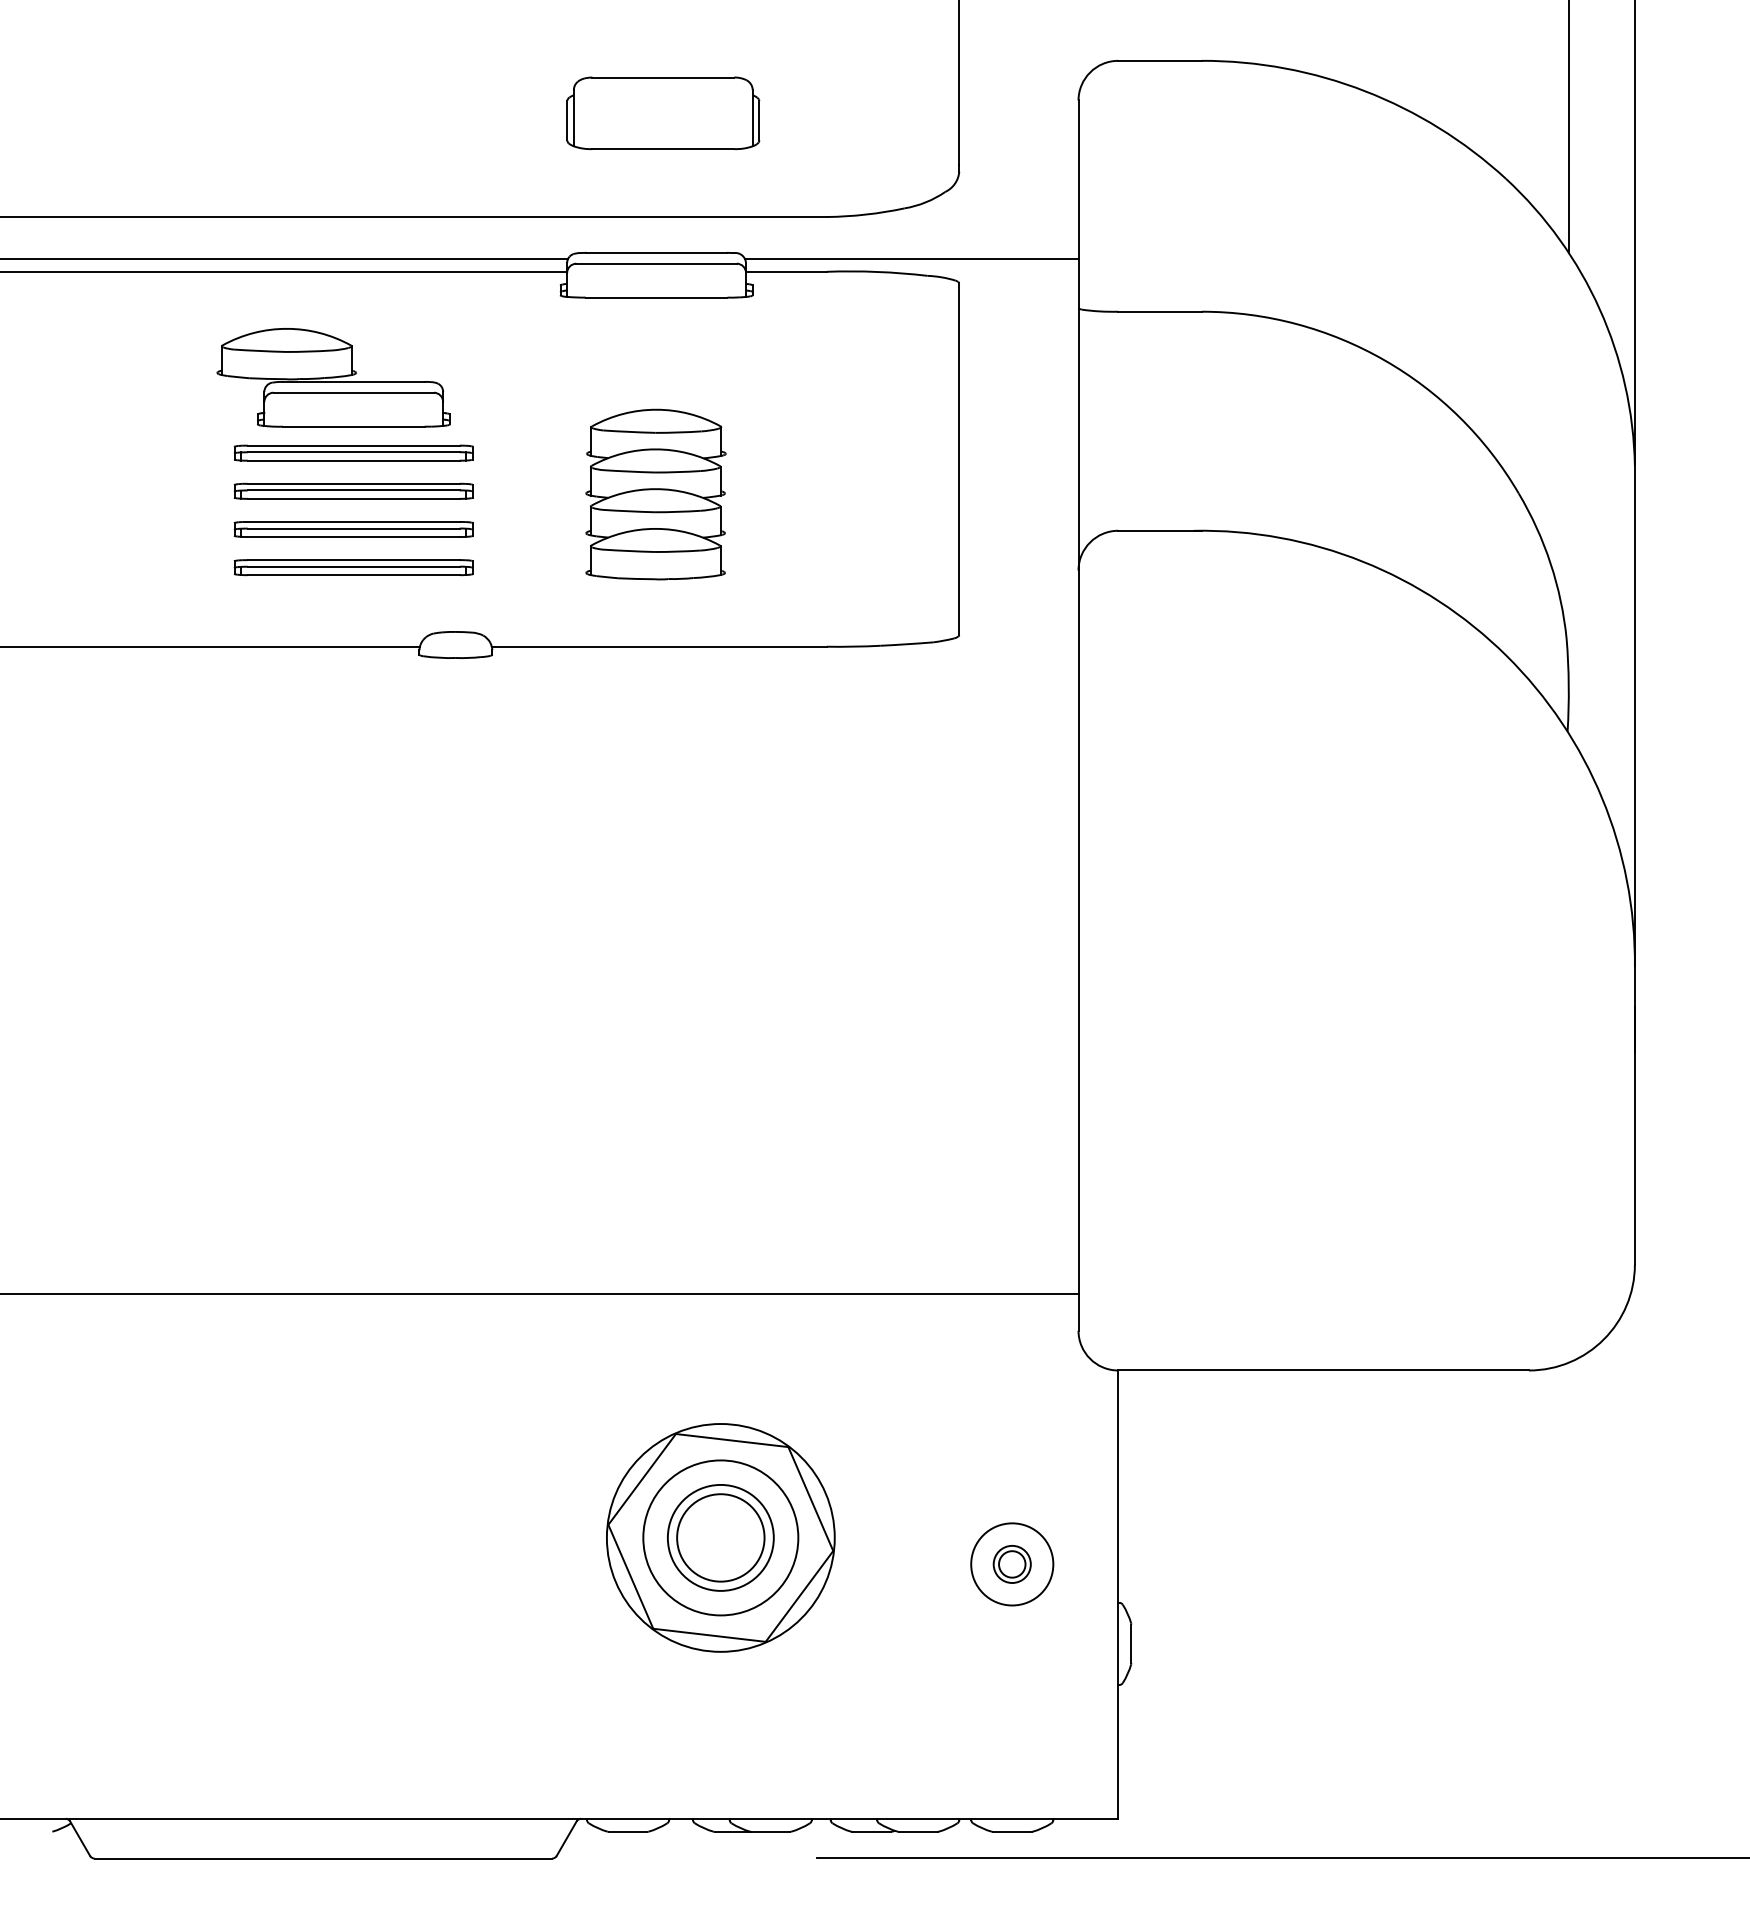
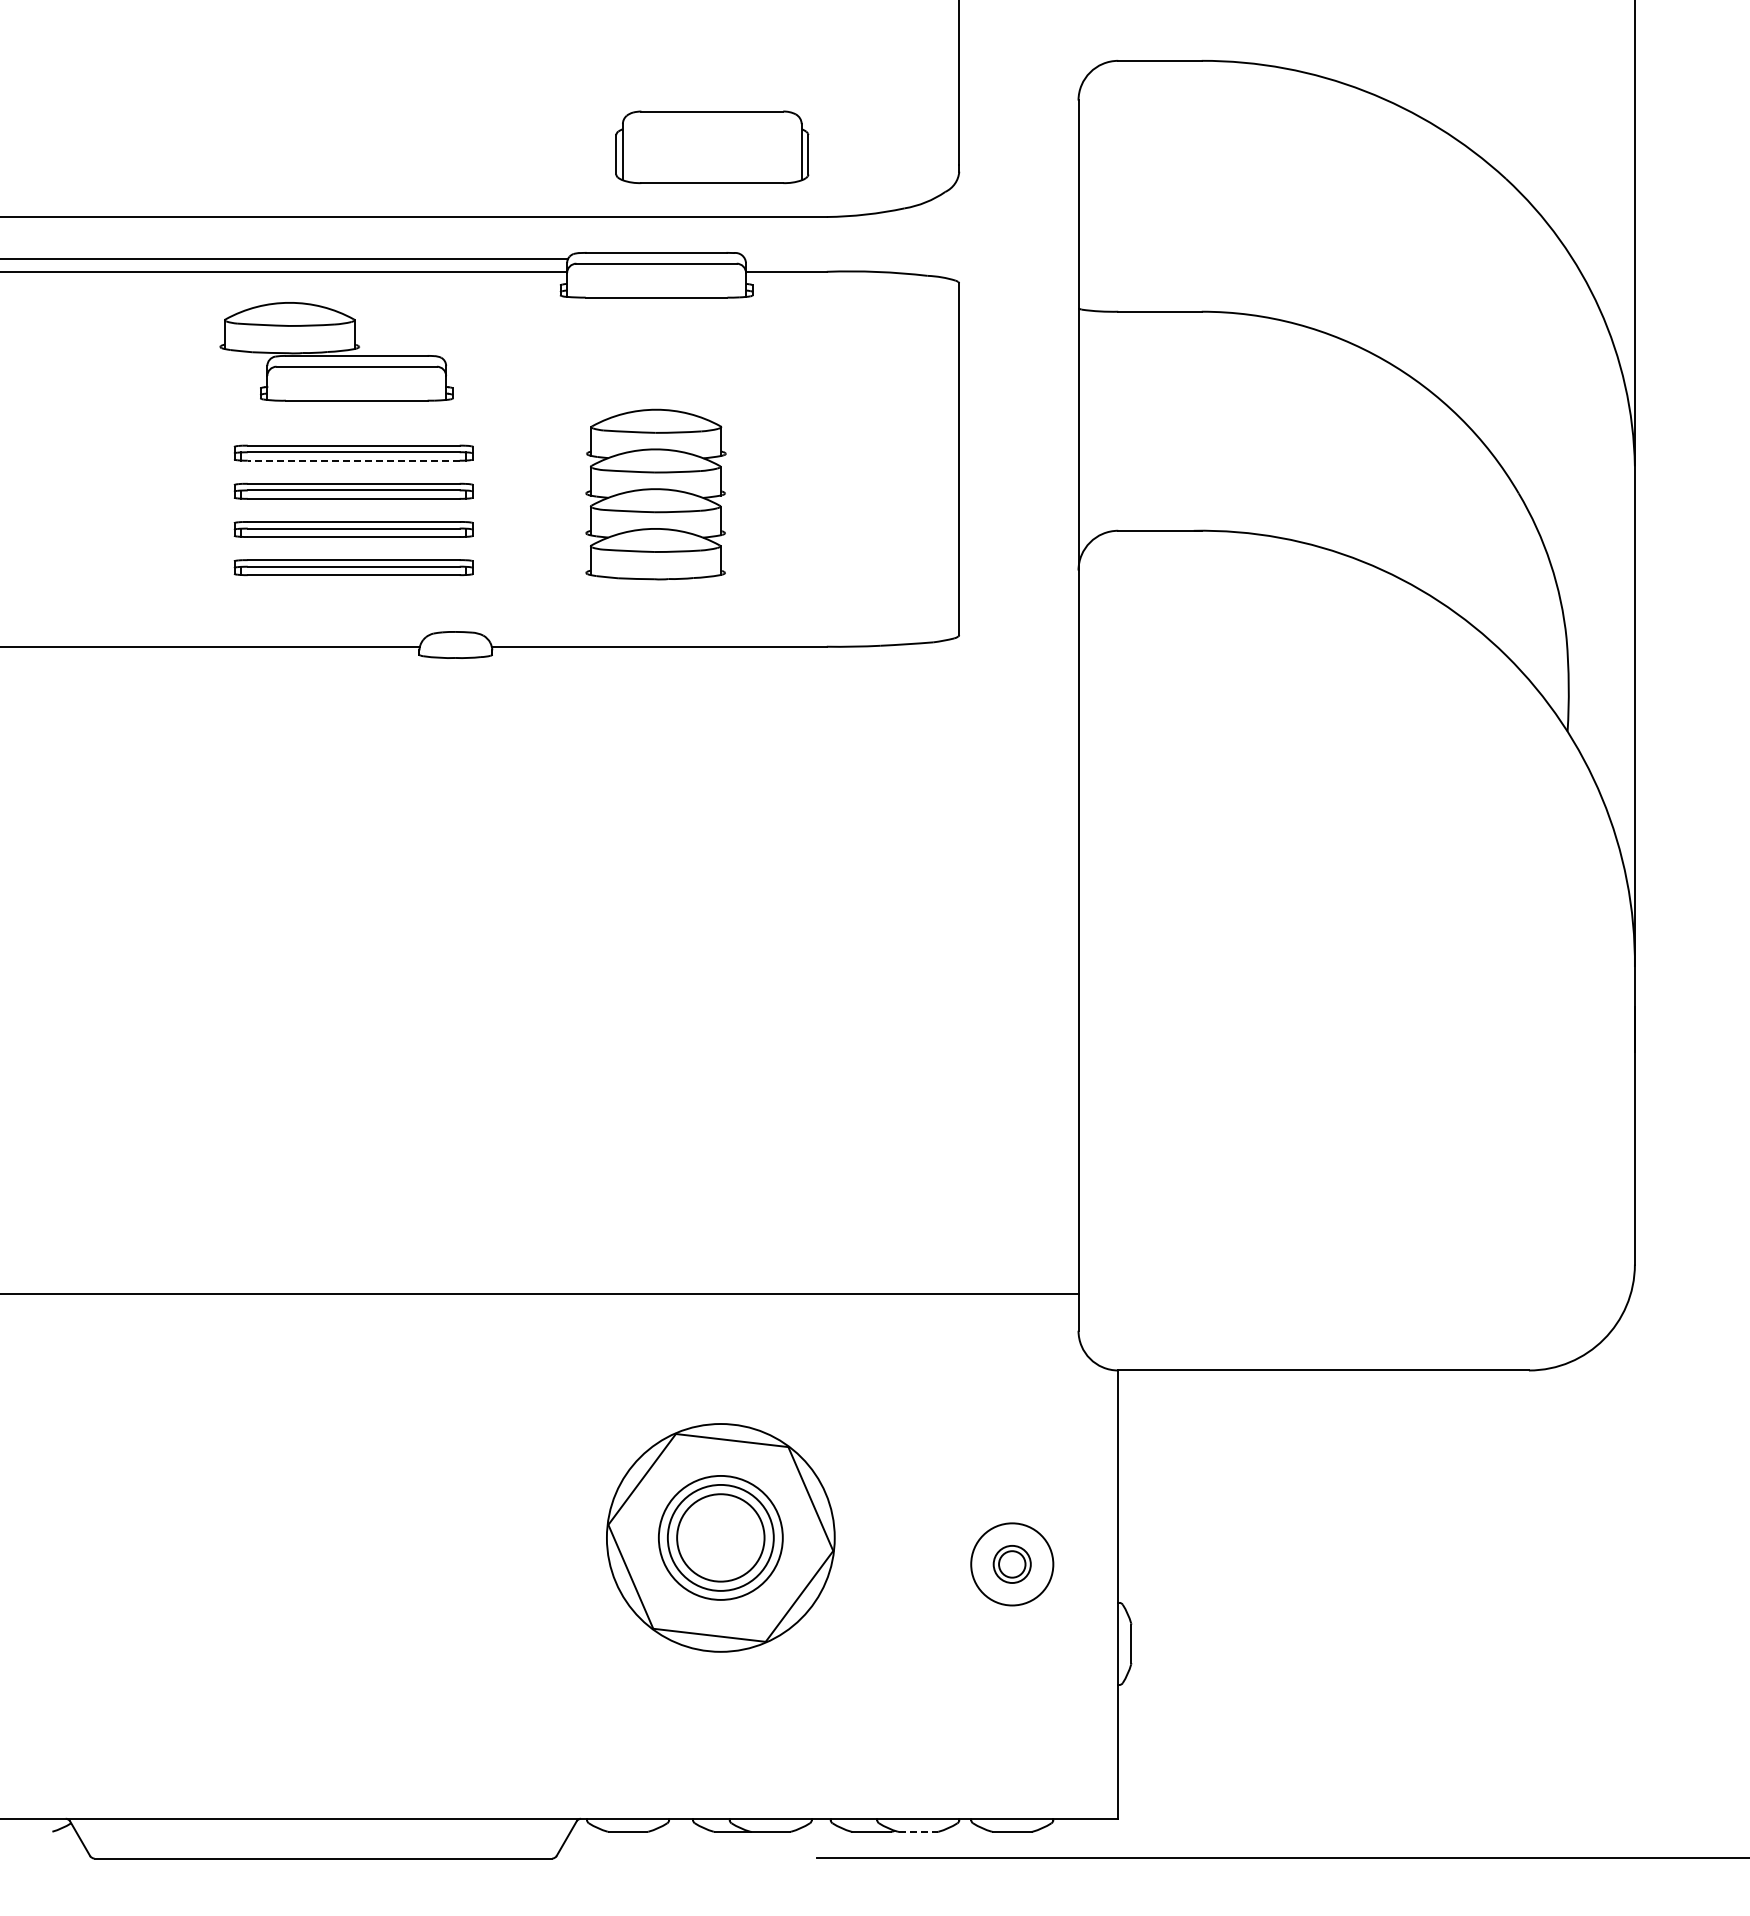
part position: (663, 112) -> (712, 146) (712, 146)
line: present -> none (1568, 127)
line: present -> none (911, 258)
part position: (333, 377) -> (336, 351) (336, 351)
line: solid -> dashed (353, 460)
circle diameter: 155 px -> 124 px (720, 1537)
line: solid -> dashed (918, 1831)
